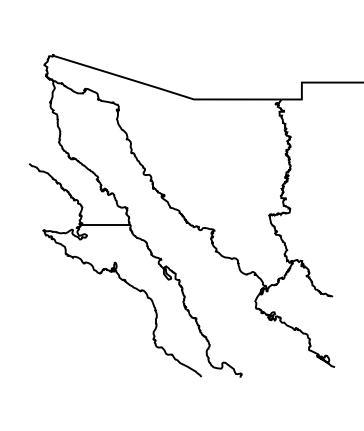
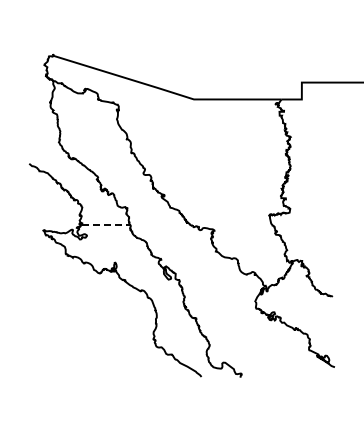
line: solid -> dashed (106, 224)
